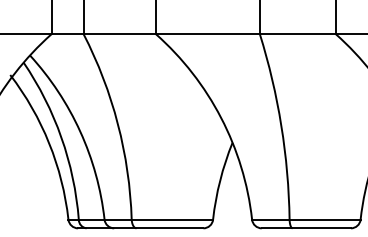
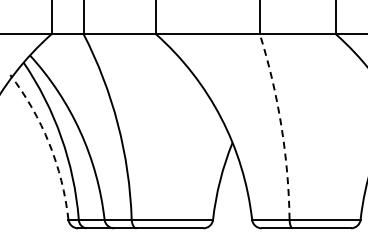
arc: solid -> dashed (281, 125)
arc: solid -> dashed (49, 143)
